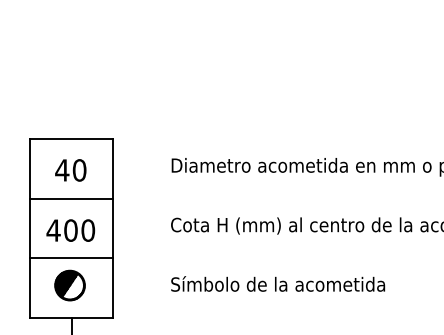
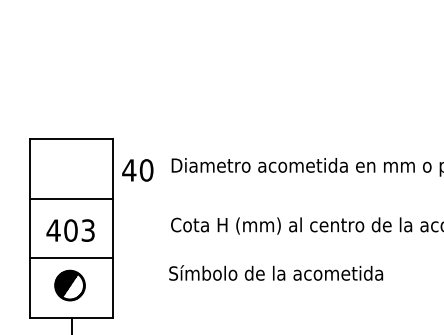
text position: (70, 170) -> (137, 170) (137, 170)
text: 400 -> 403 (88, 230)
text position: (278, 283) -> (276, 272) (276, 272)
